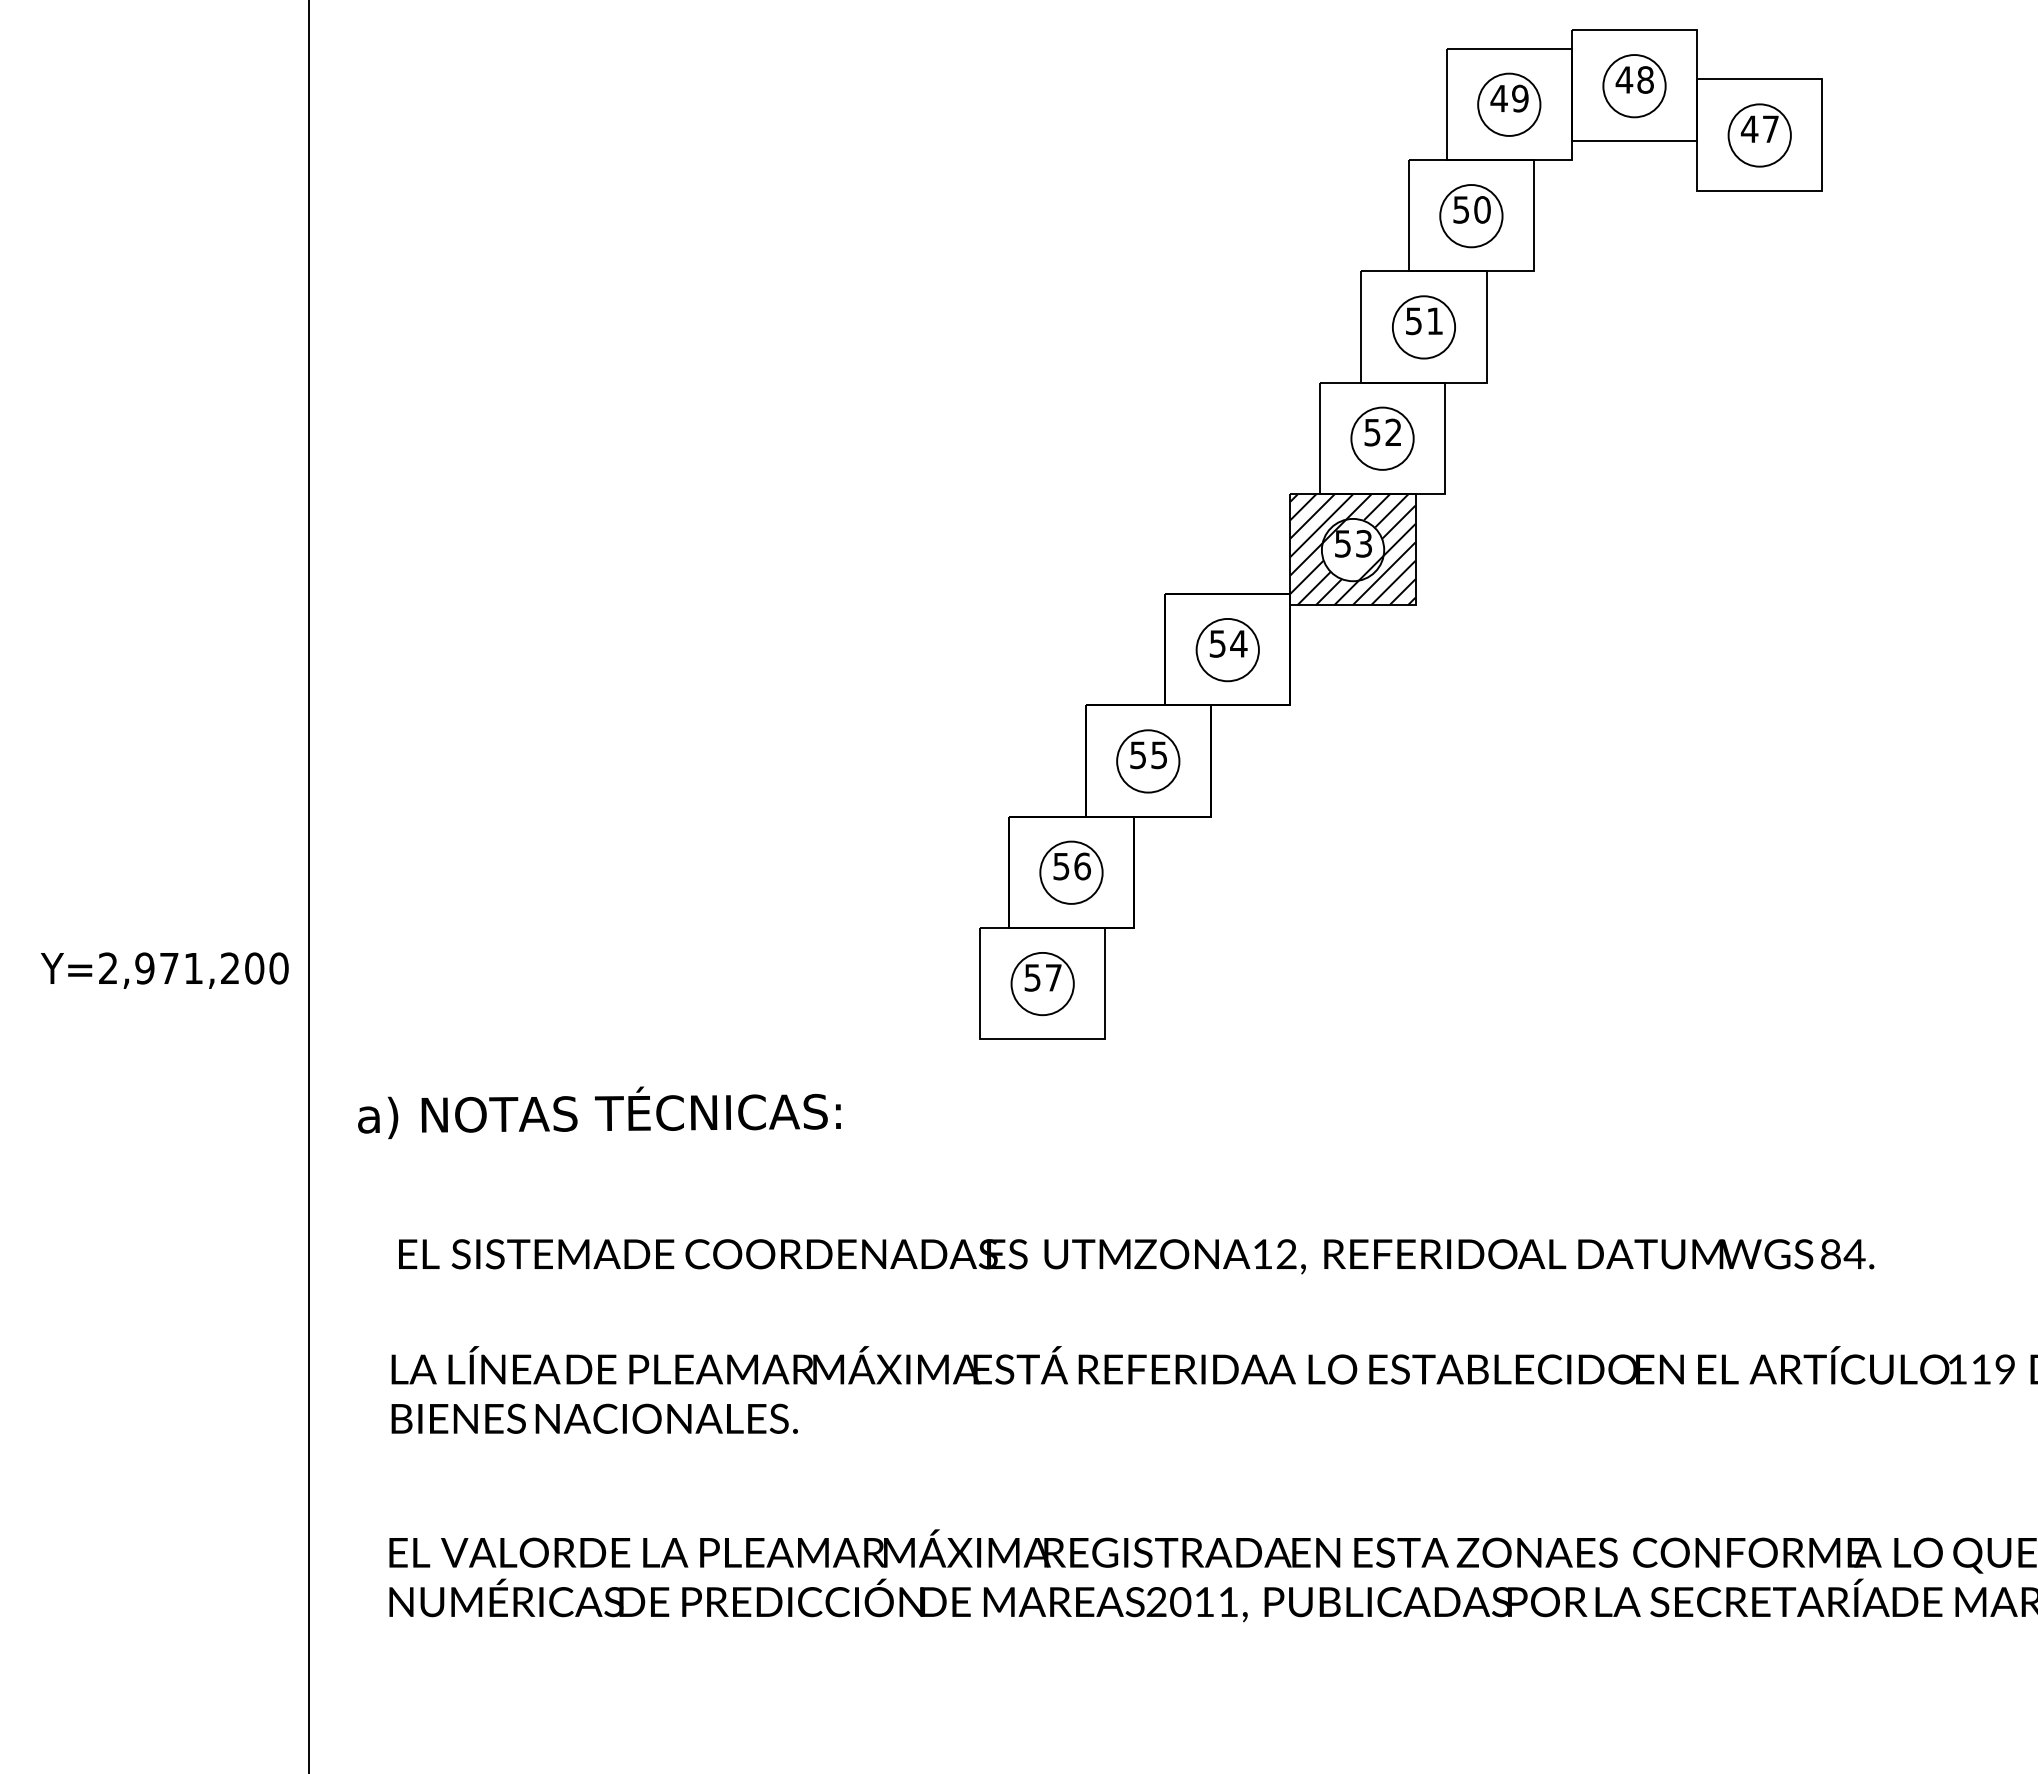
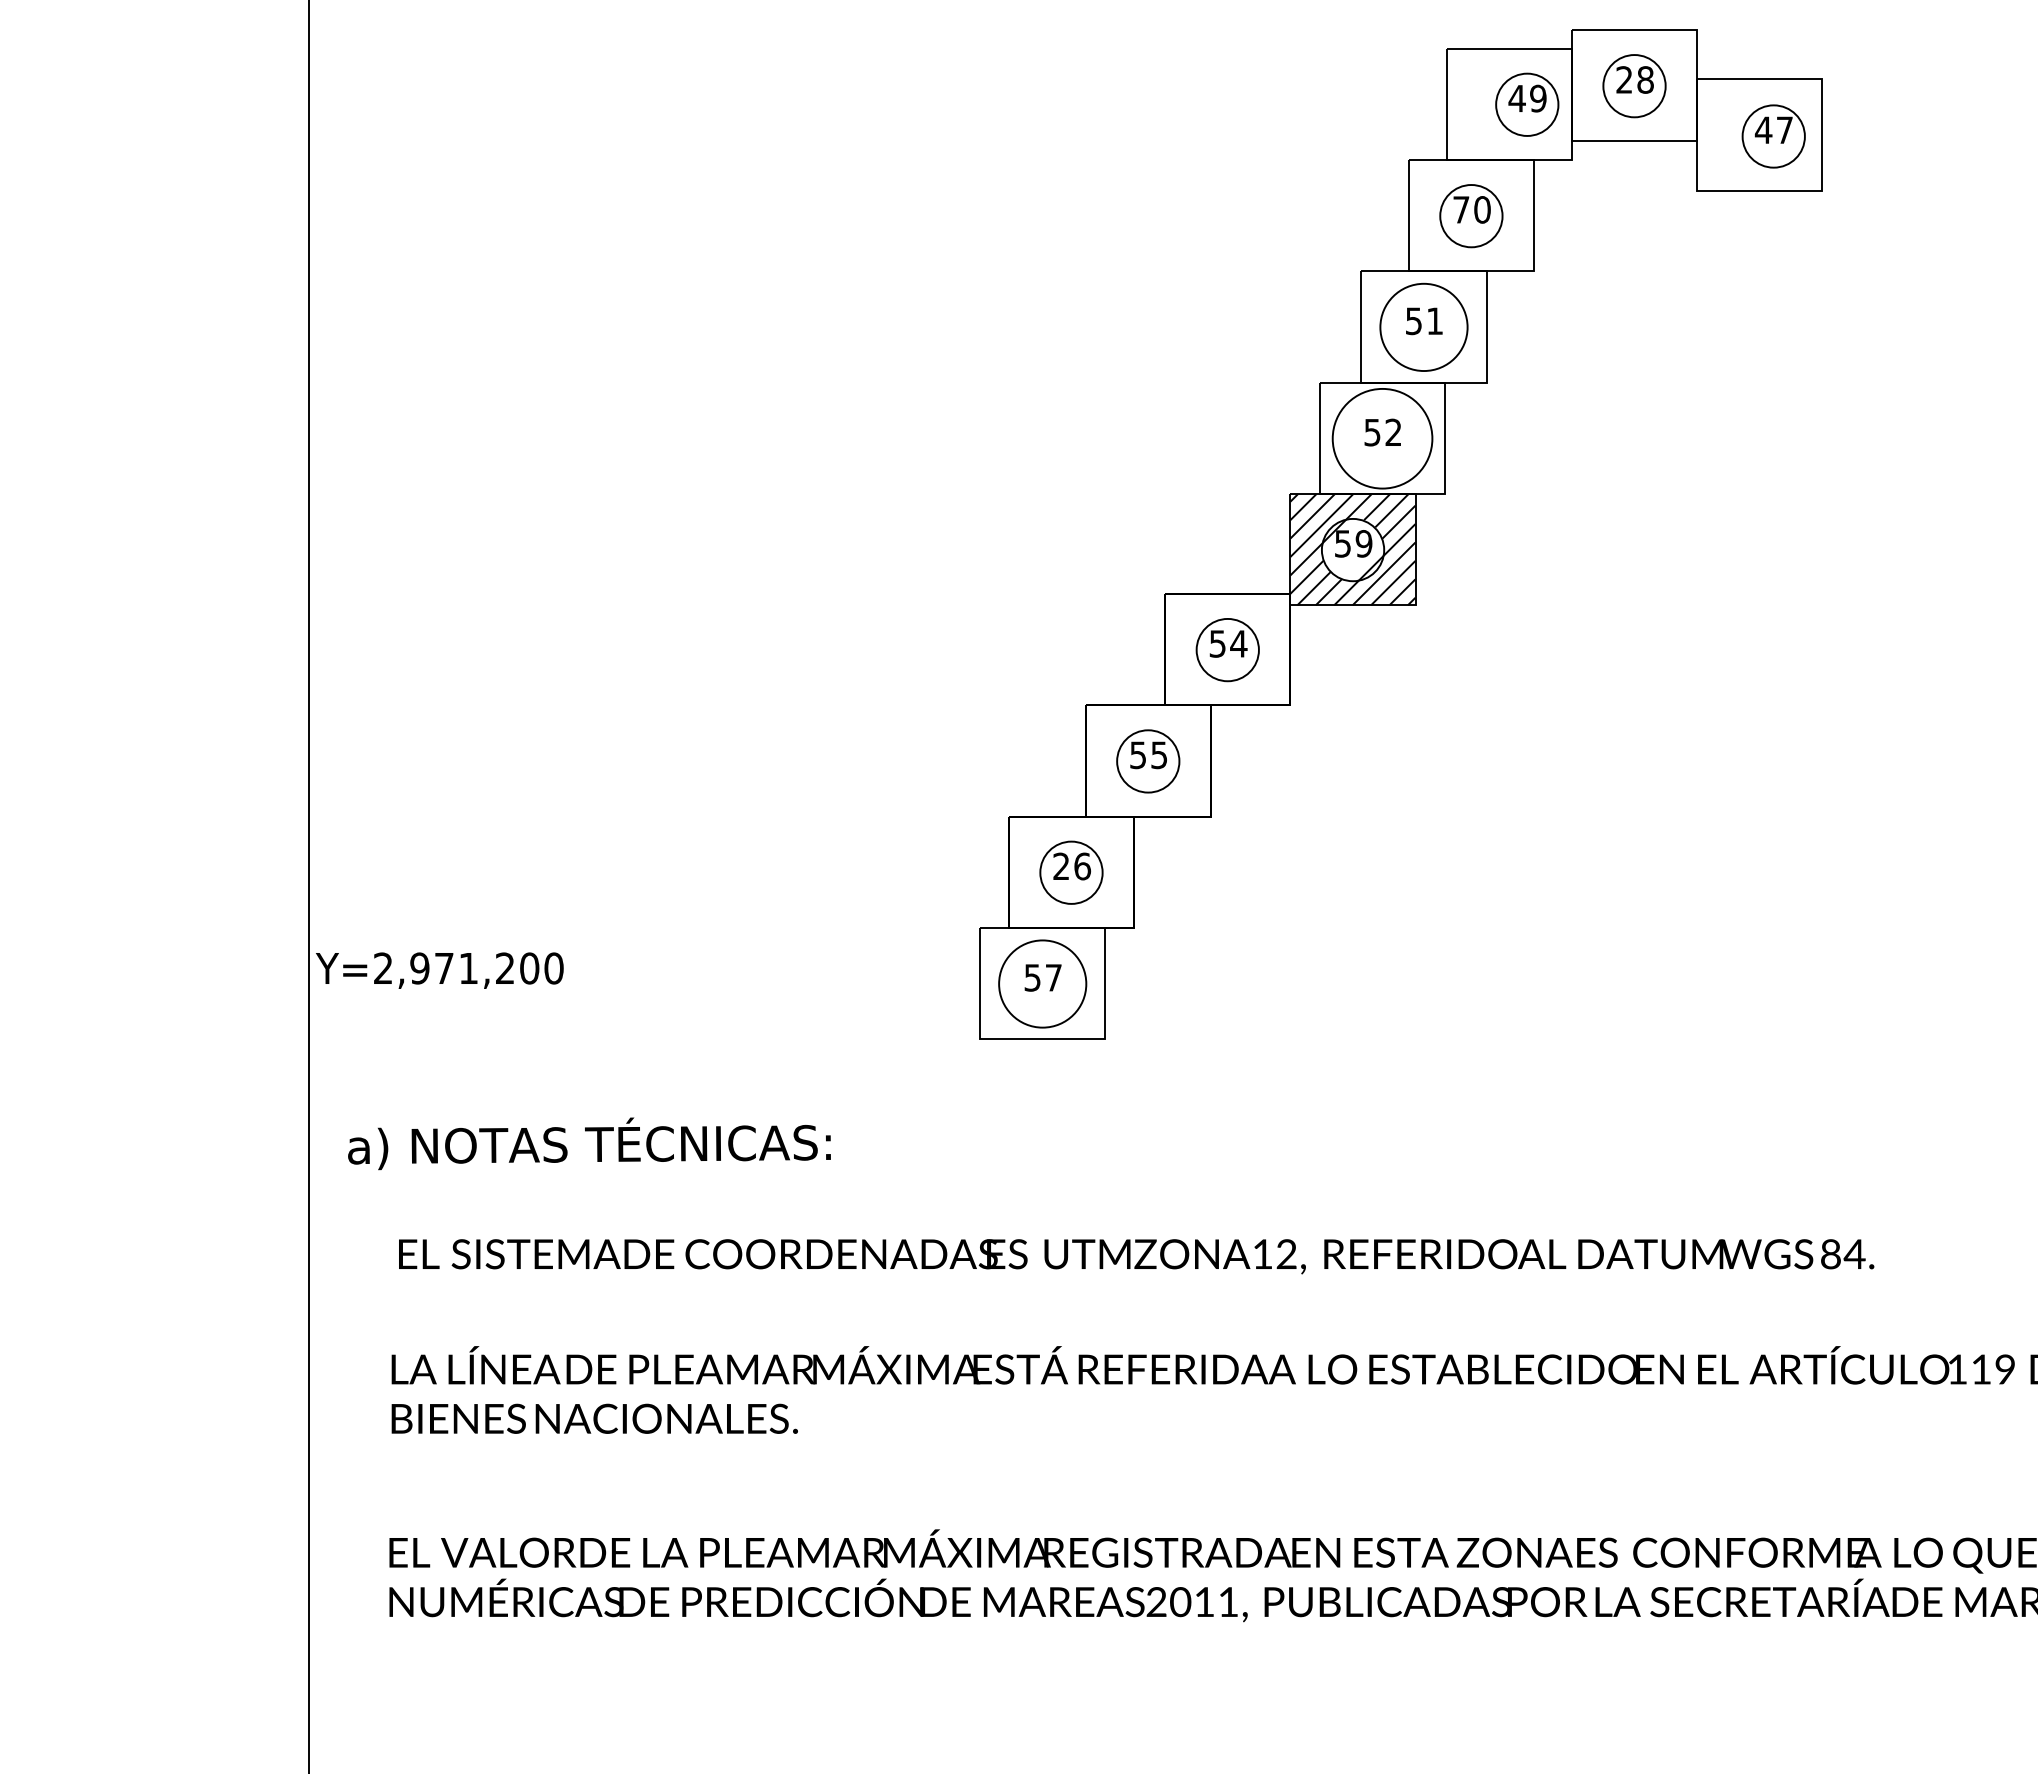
text: 48 -> 28 (1624, 79)
part position: (1509, 104) -> (1527, 104) (1527, 104)
part position: (1759, 135) -> (1773, 136) (1773, 136)
text: 50 -> 70 (1461, 209)
circle diameter: 62 px -> 87 px (1423, 327)
circle diameter: 62 px -> 100 px (1382, 438)
text: 53 -> 59 (1363, 543)
text: 56 -> 26 (1061, 866)
text position: (164, 970) -> (439, 970) (439, 970)
circle diameter: 62 px -> 87 px (1042, 983)
text position: (599, 1112) -> (589, 1143) (589, 1143)
